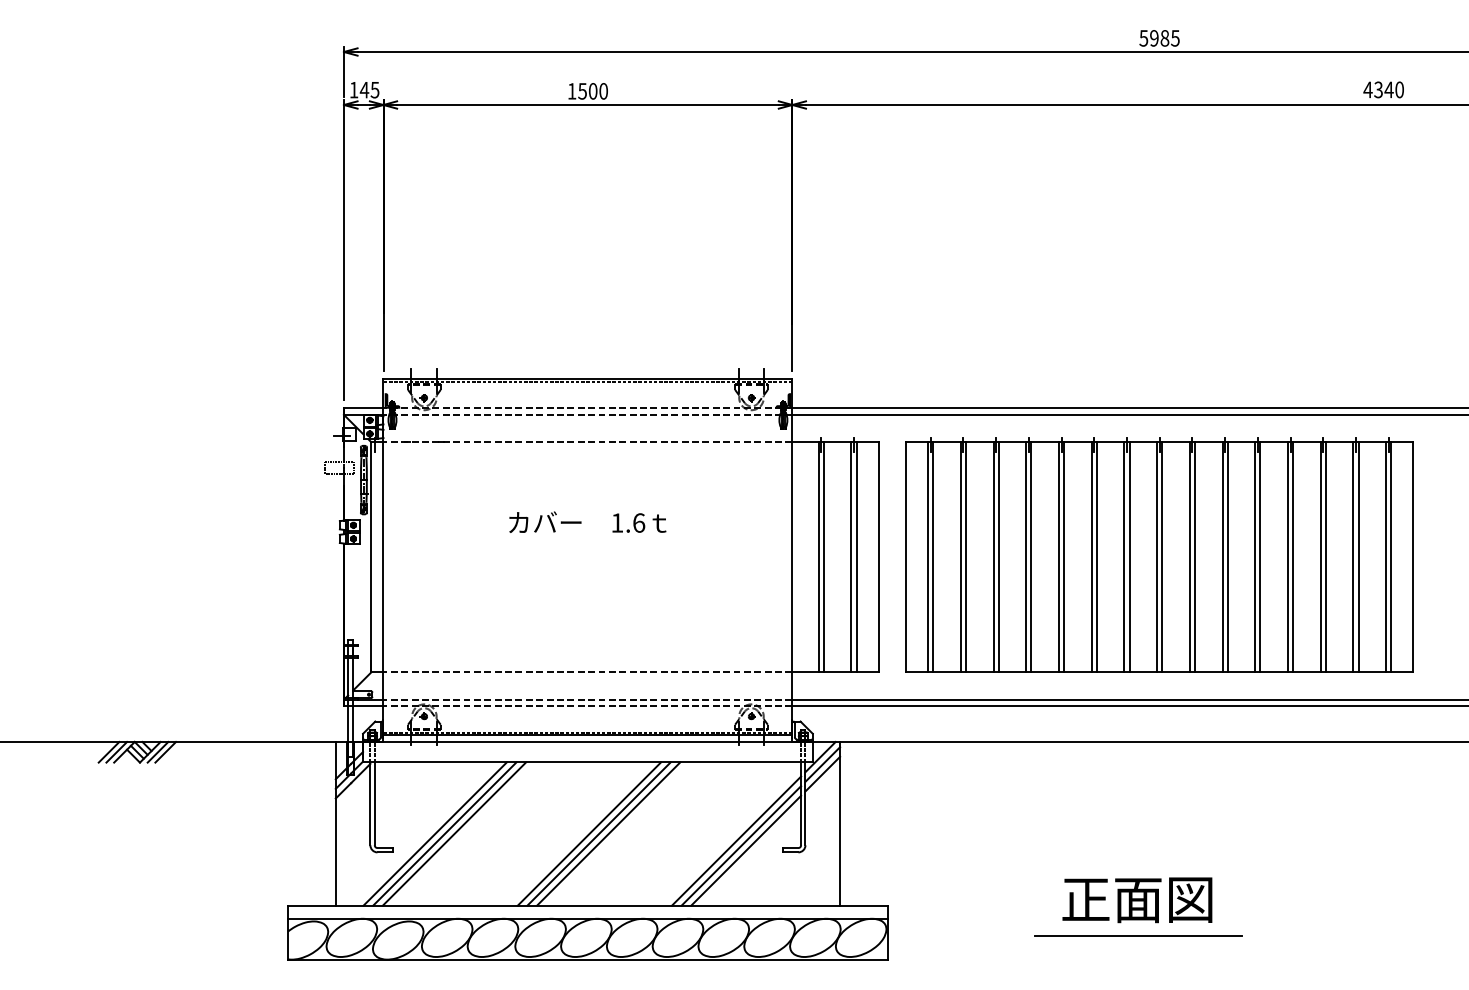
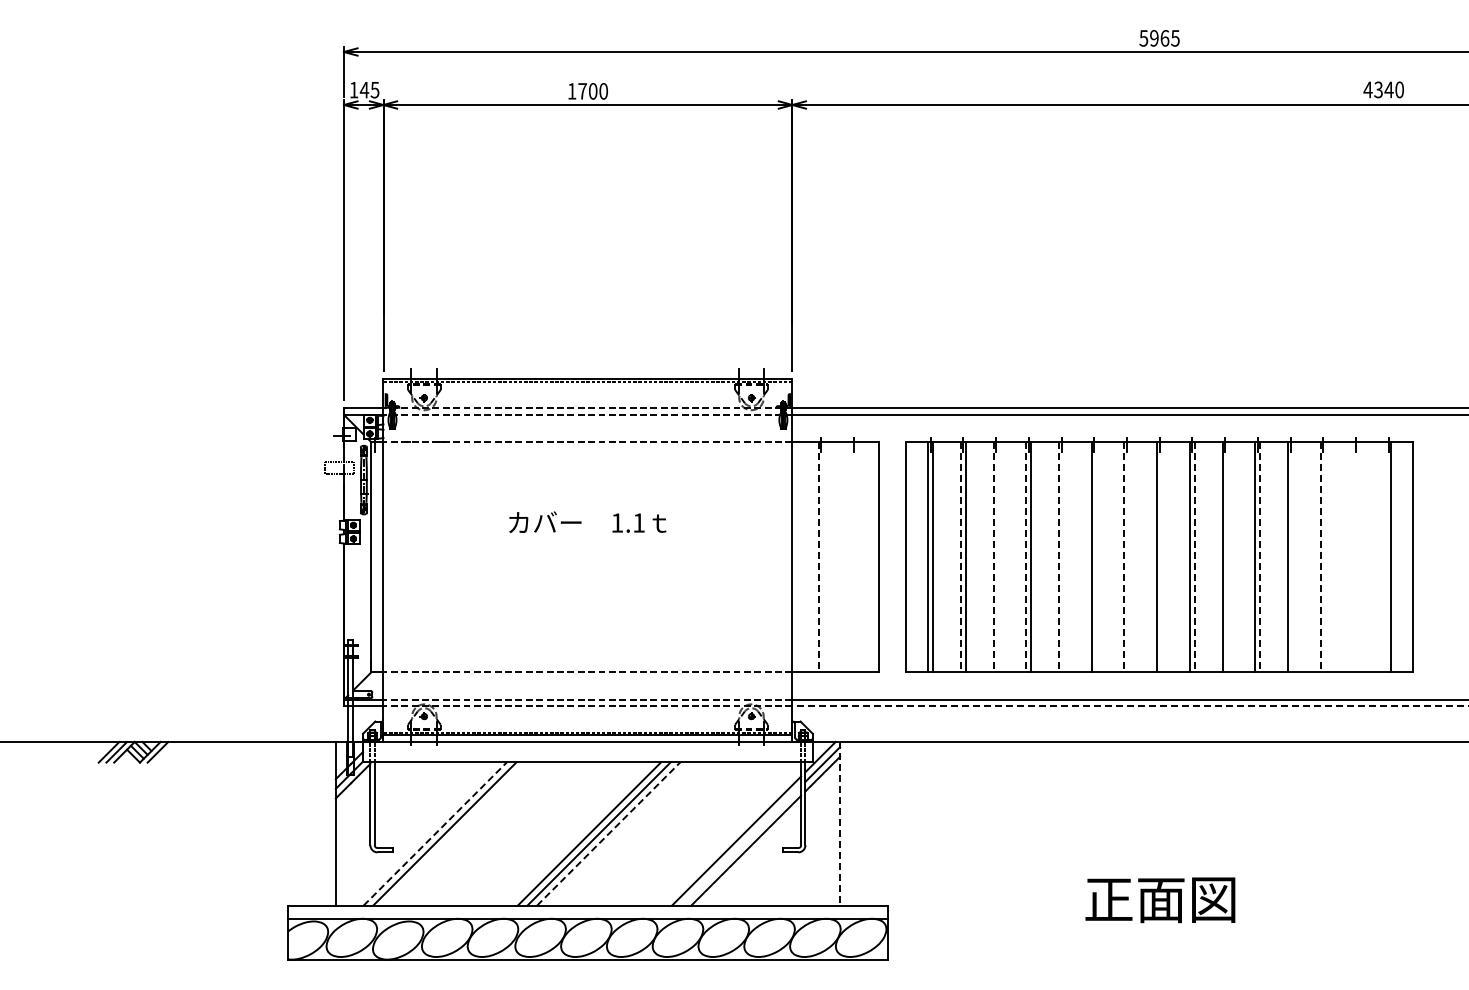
text: 5985 -> 5965 (1164, 38)
text: 1500 -> 1700 (582, 91)
text: 1.6 -> 1.1 (639, 522)
line: solid -> dashed (818, 557)
line: present -> none (823, 557)
line: present -> none (851, 557)
line: present -> none (856, 557)
line: solid -> dashed (960, 557)
line: solid -> dashed (993, 557)
line: present -> none (998, 557)
line: solid -> dashed (1026, 557)
line: solid -> dashed (1058, 557)
line: present -> none (1064, 557)
line: present -> none (1096, 557)
line: solid -> dashed (1124, 557)
line: present -> none (1129, 557)
line: present -> none (1162, 557)
line: solid -> dashed (1195, 557)
line: present -> none (1227, 557)
line: solid -> dashed (1260, 557)
line: present -> none (1293, 557)
line: solid -> dashed (1320, 557)
line: present -> none (1325, 557)
line: present -> none (1353, 557)
line: present -> none (1358, 557)
line: present -> none (1386, 557)
line: solid -> dashed (1130, 706)
line: present -> none (165, 751)
line: solid -> dashed (840, 823)
line: solid -> dashed (435, 833)
line: present -> none (454, 833)
line: solid -> dashed (609, 833)
line: present -> none (741, 845)
text position: (1137, 900) -> (1160, 900) (1160, 900)
line: present -> none (1138, 935)
